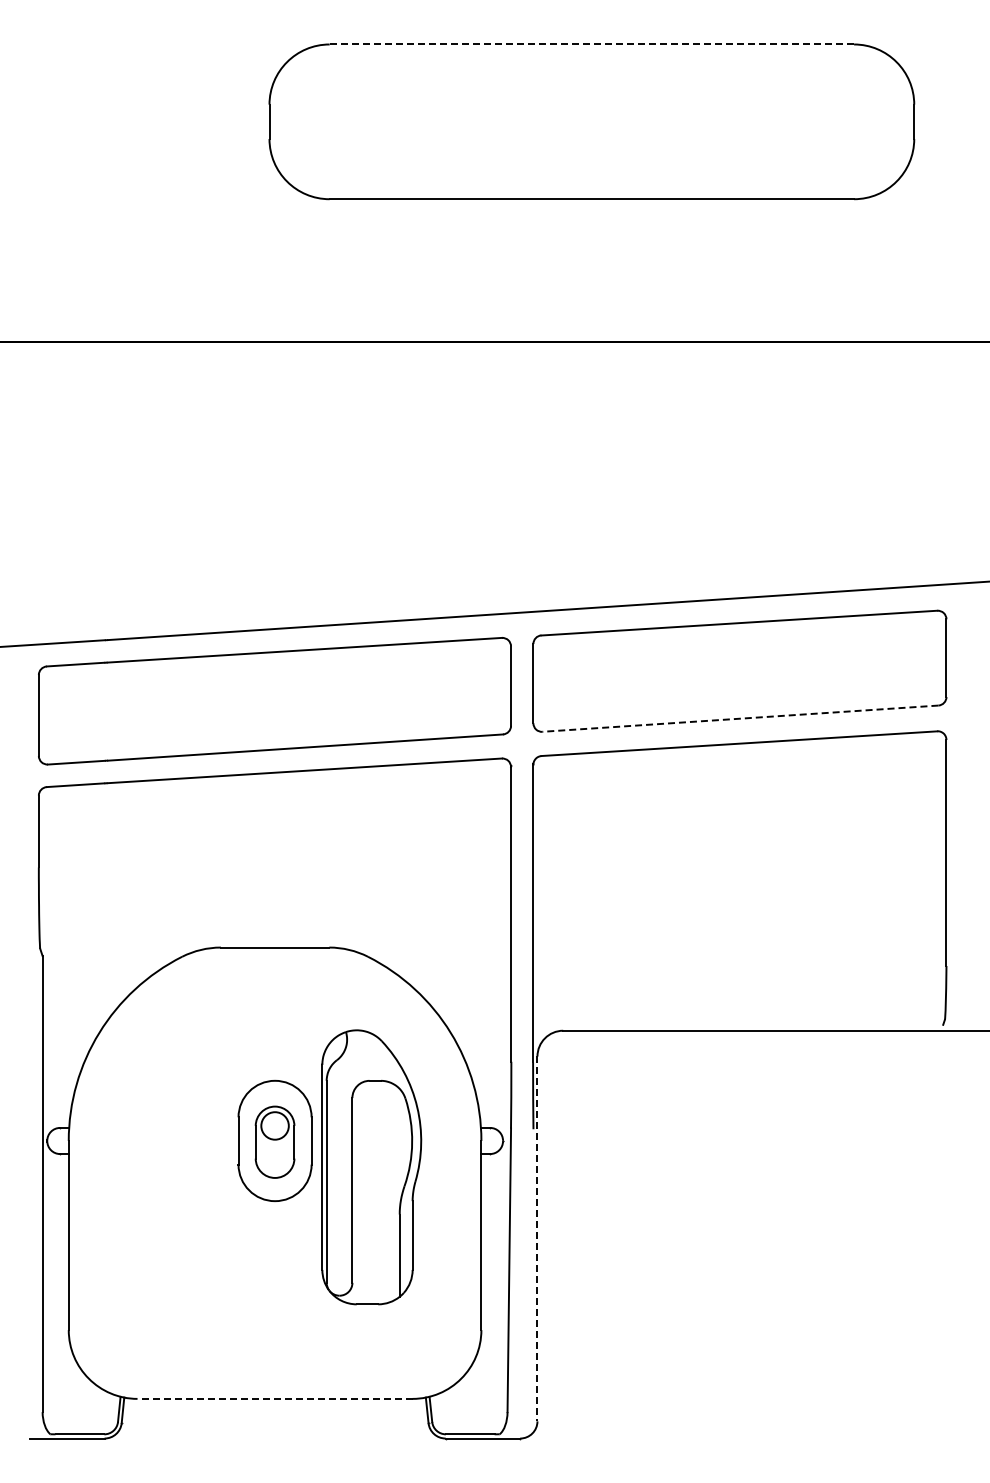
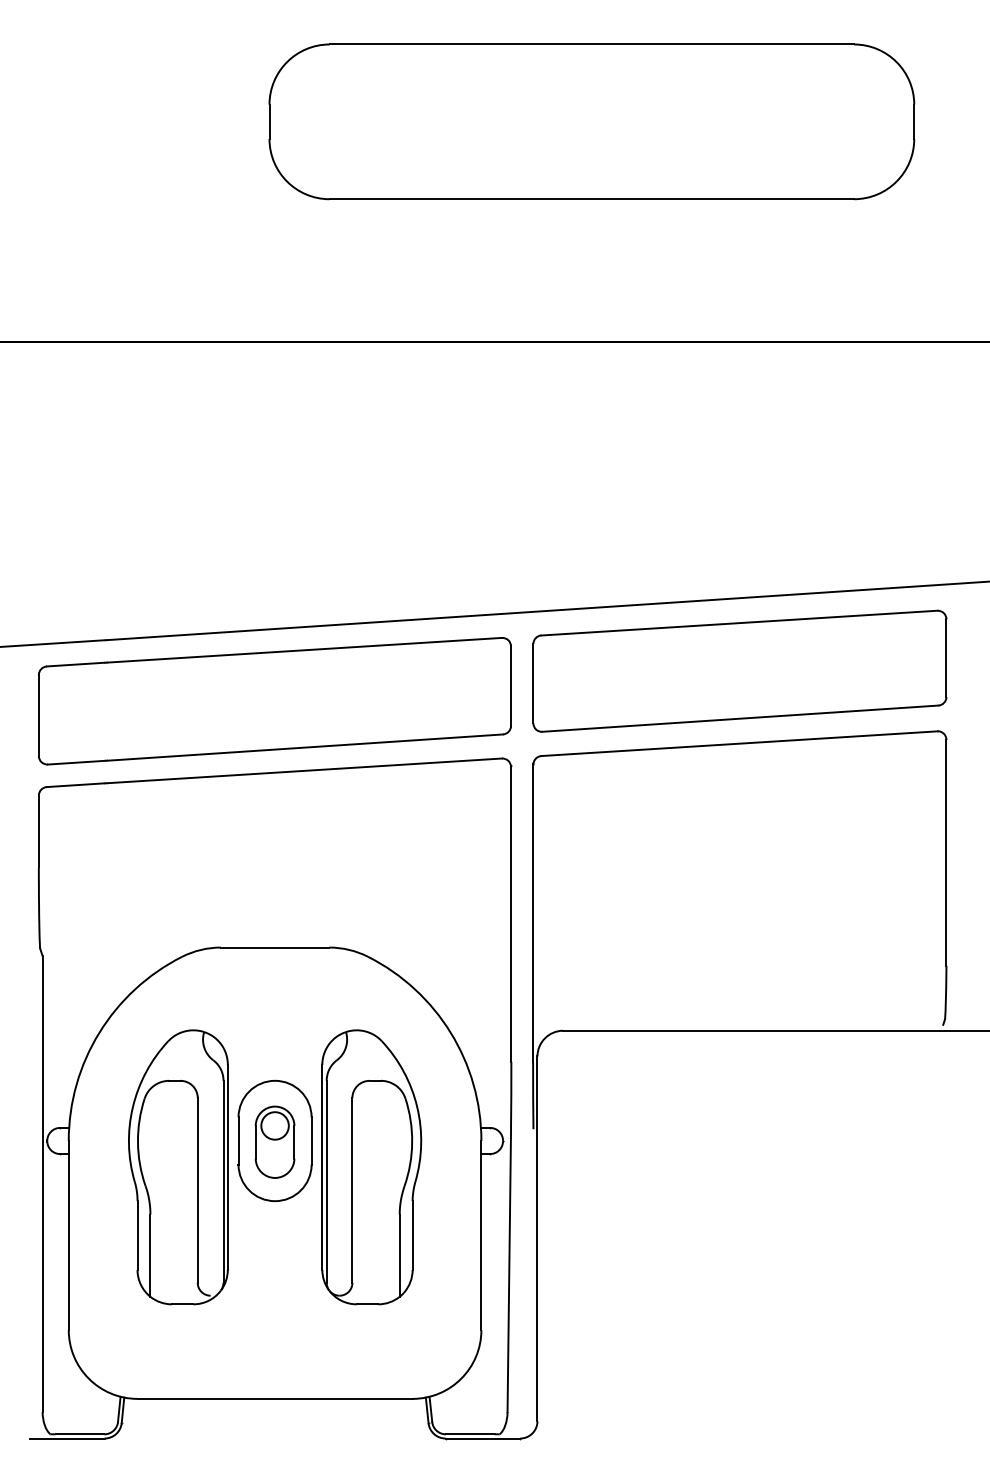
line: dashed -> solid (591, 44)
line: dashed -> solid (740, 718)
part: none -> present (178, 1167)
line: dashed -> solid (537, 1239)
line: dashed -> solid (275, 1398)
